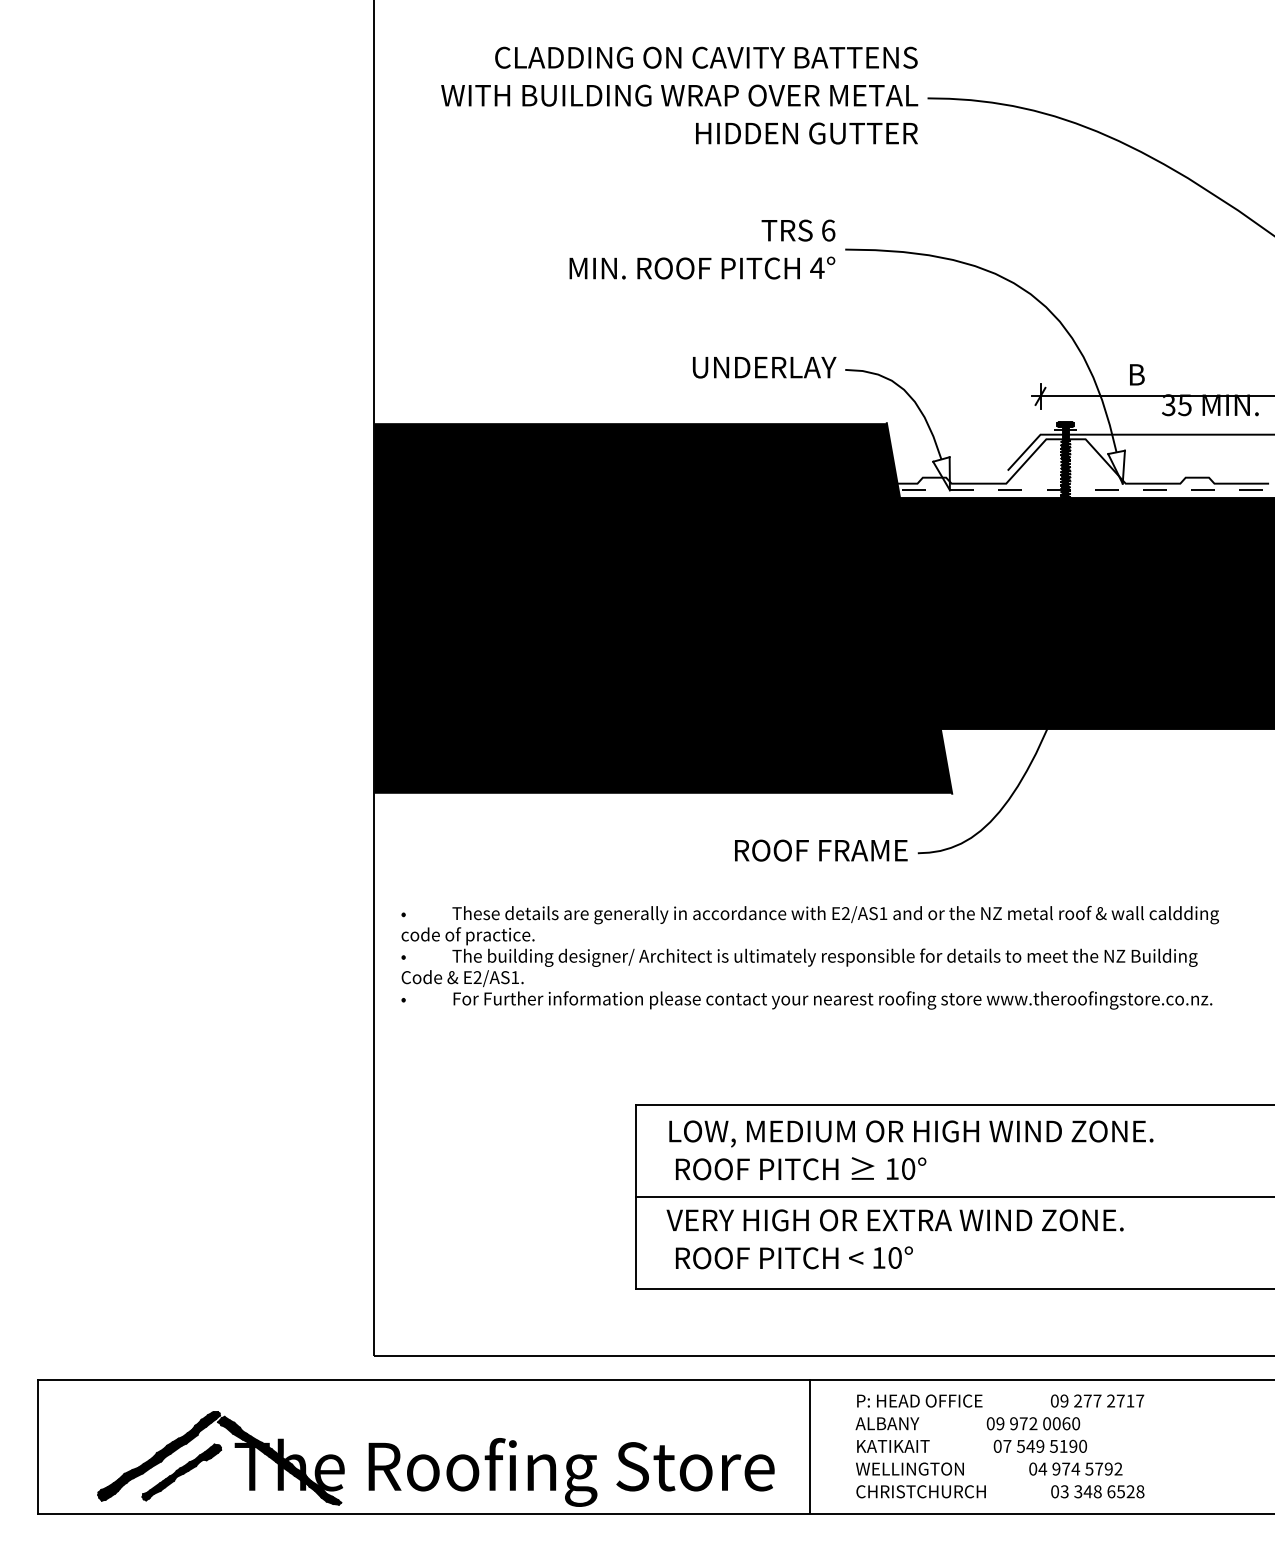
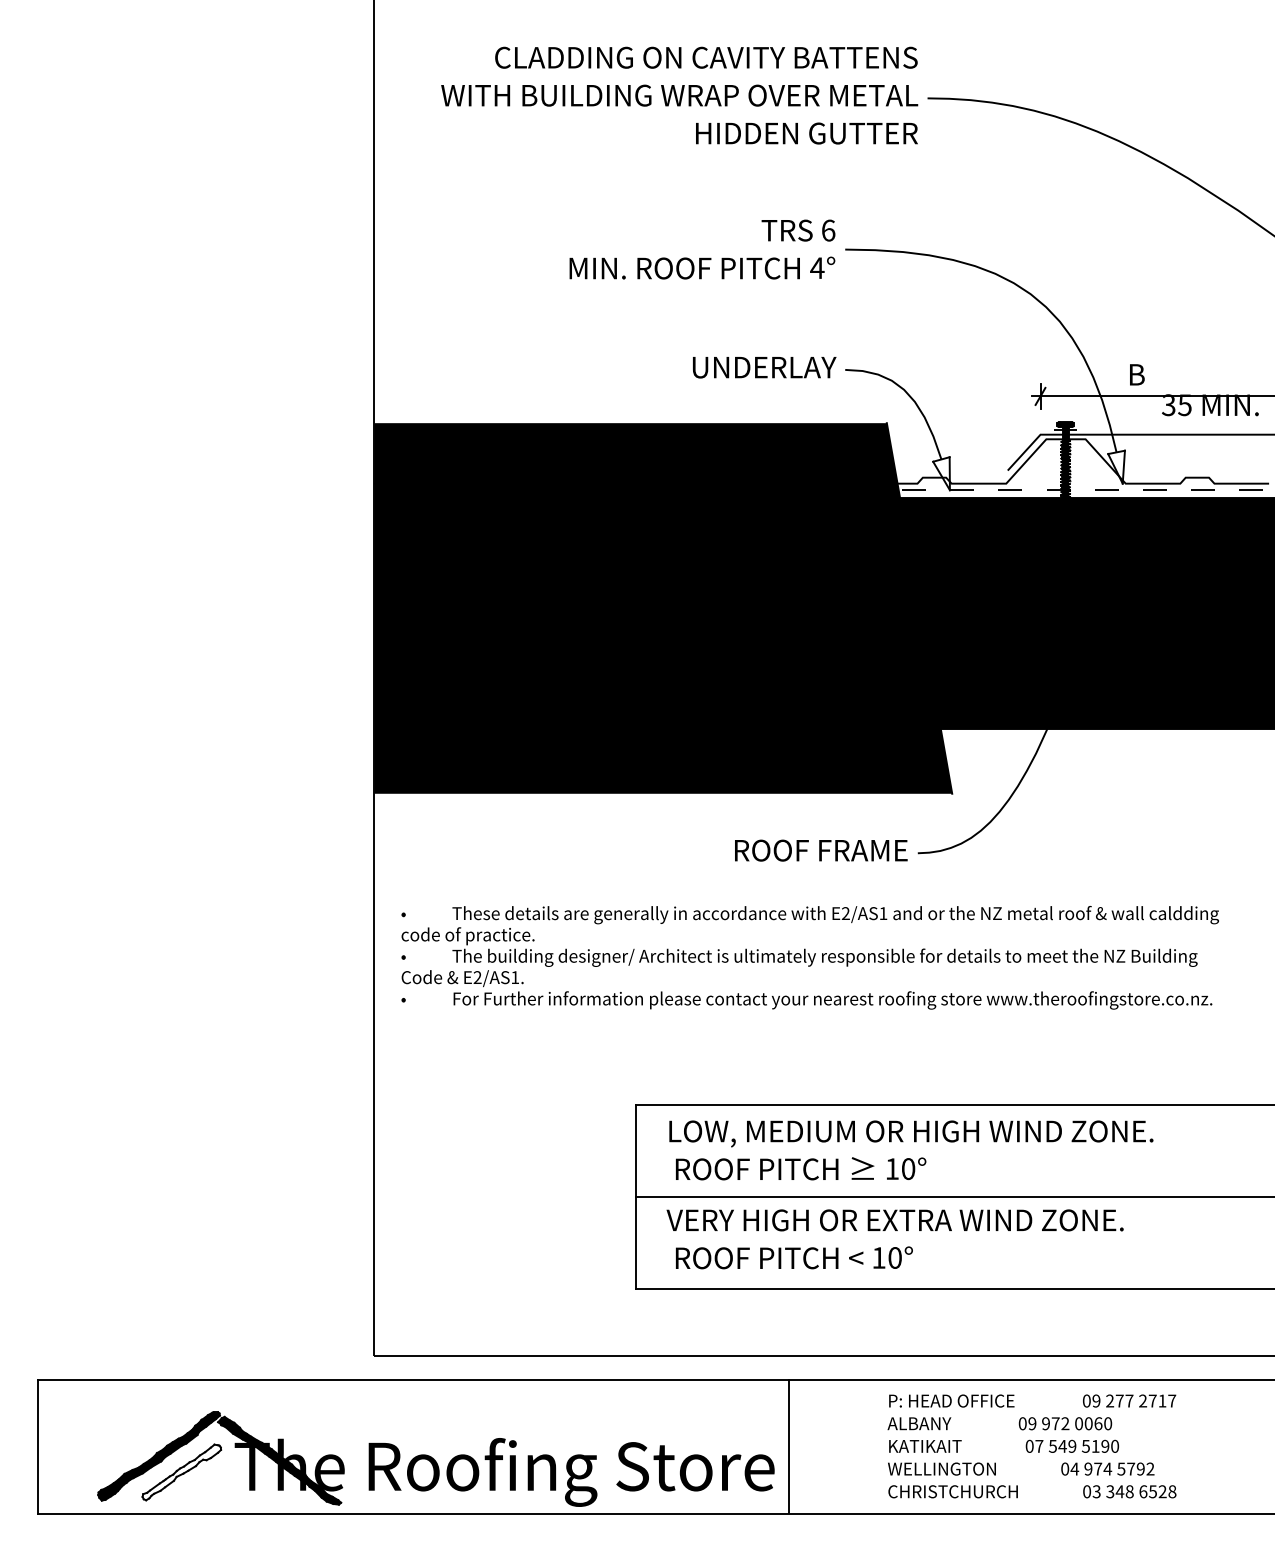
line position: (810, 1446) -> (789, 1446) (789, 1446)
text position: (999, 1446) -> (1031, 1446) (1031, 1446)
fill: present -> none (181, 1472)
